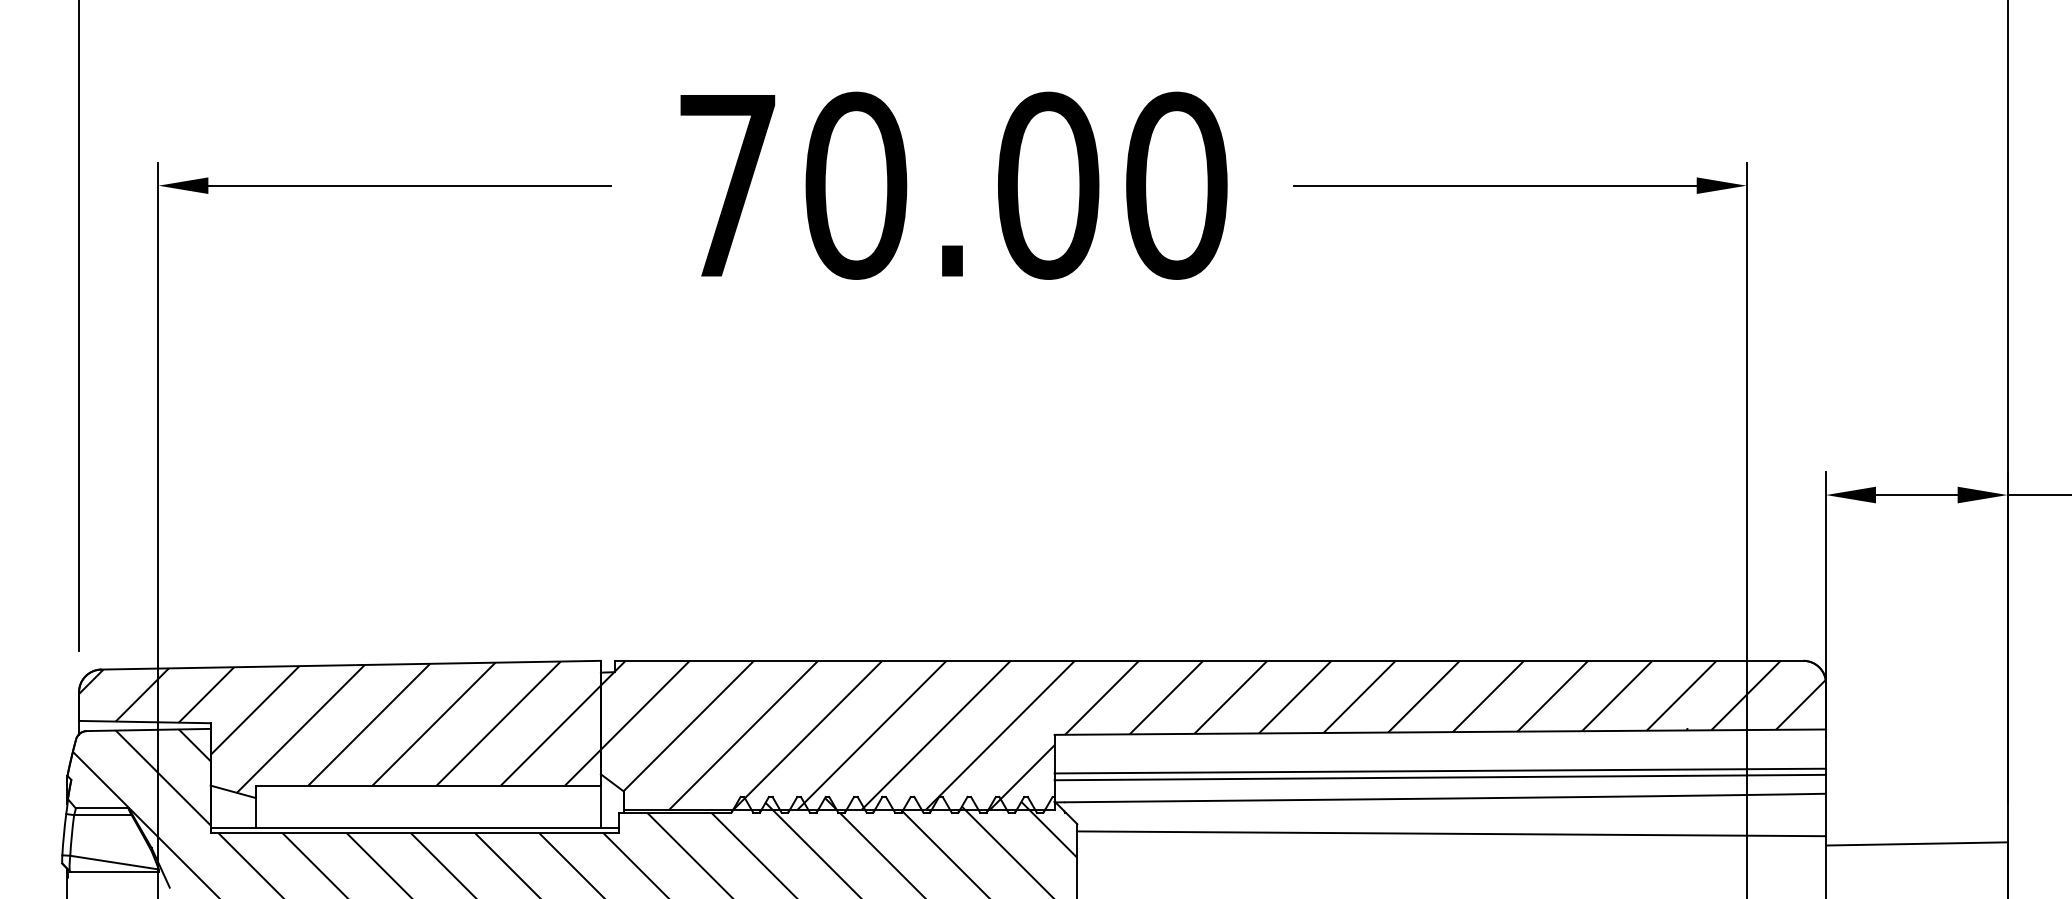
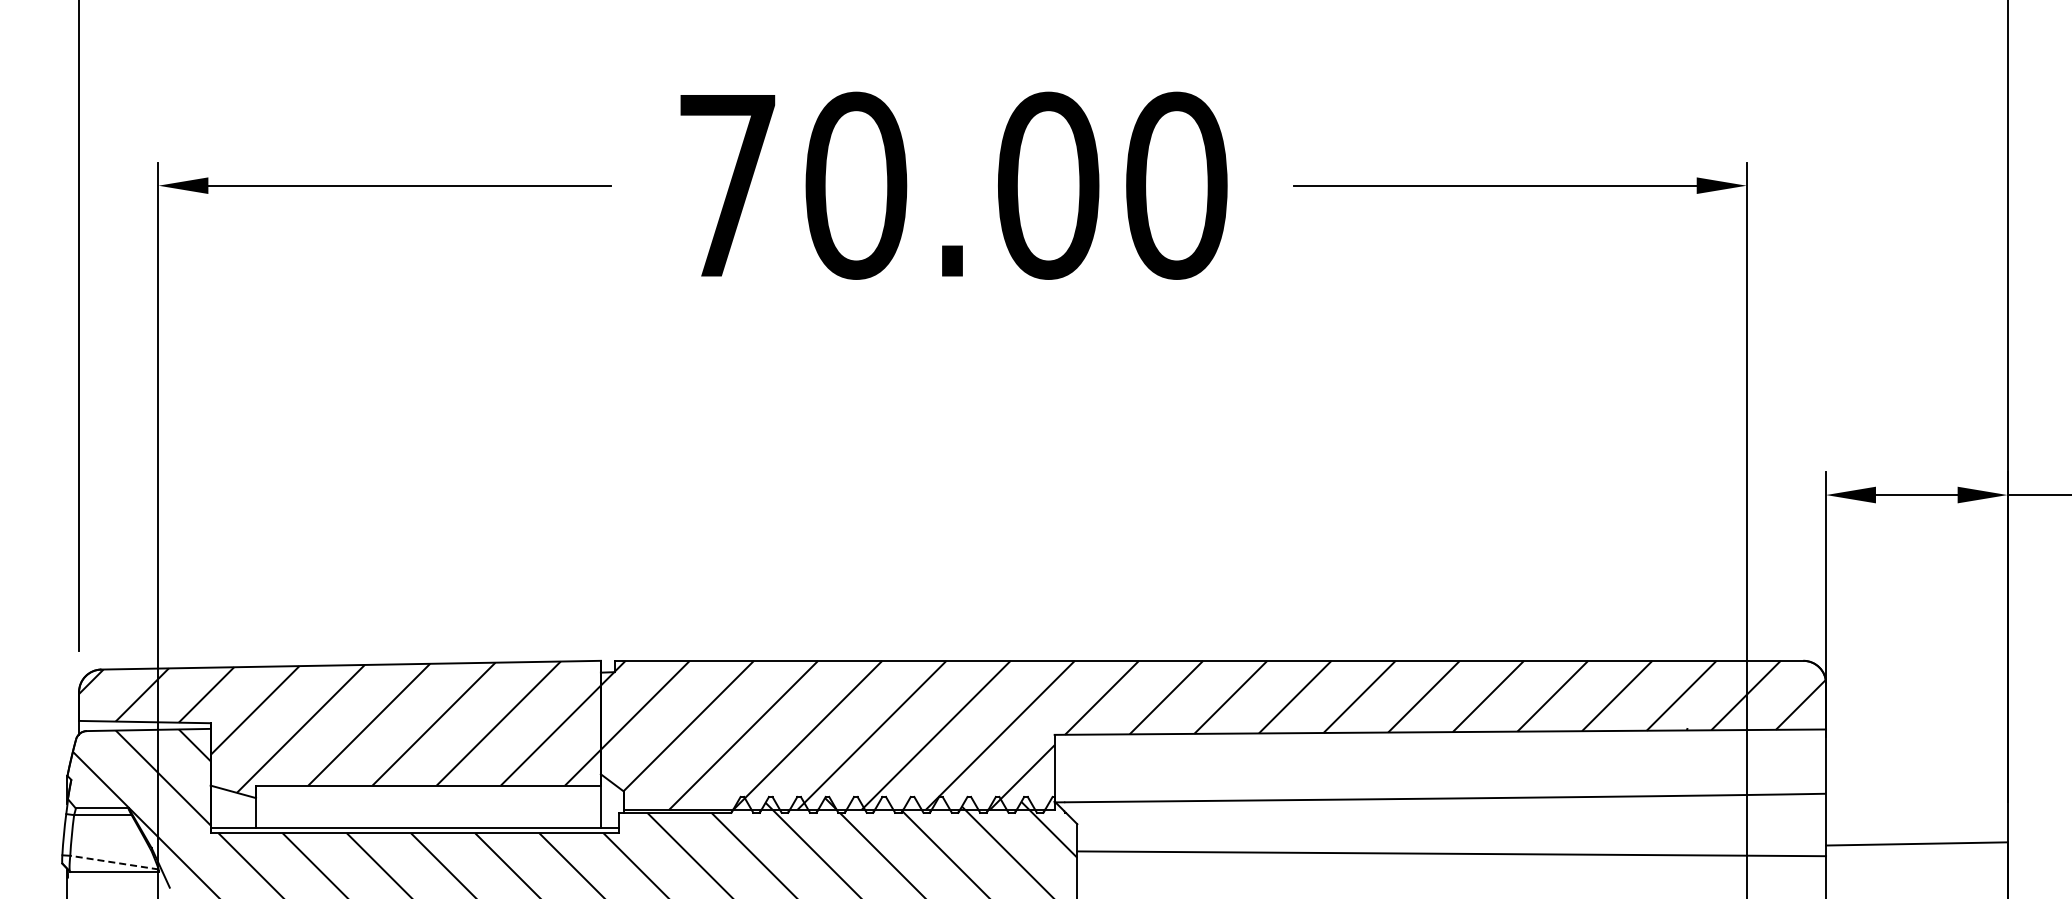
line: present -> none (1440, 770)
line: present -> none (1440, 777)
line position: (1451, 833) -> (1451, 853) (1451, 853)
line: solid -> dashed (114, 862)
